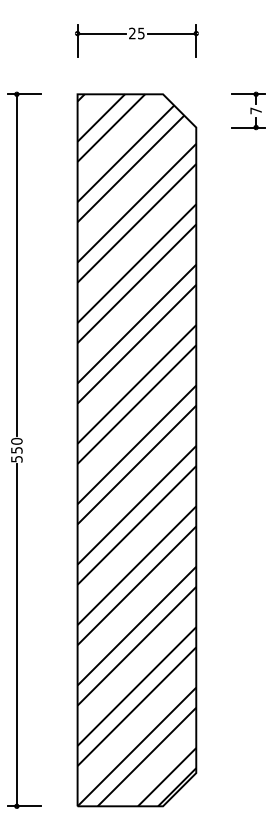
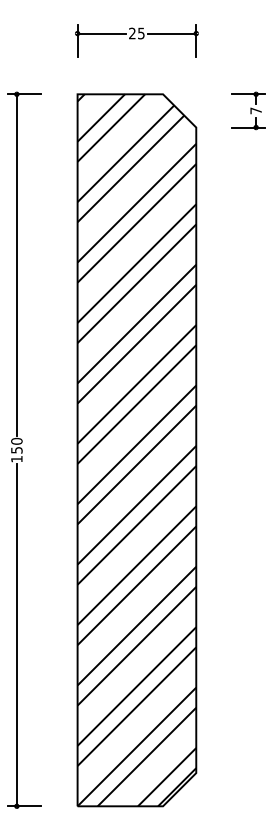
text: 550 -> 150 (16, 459)
